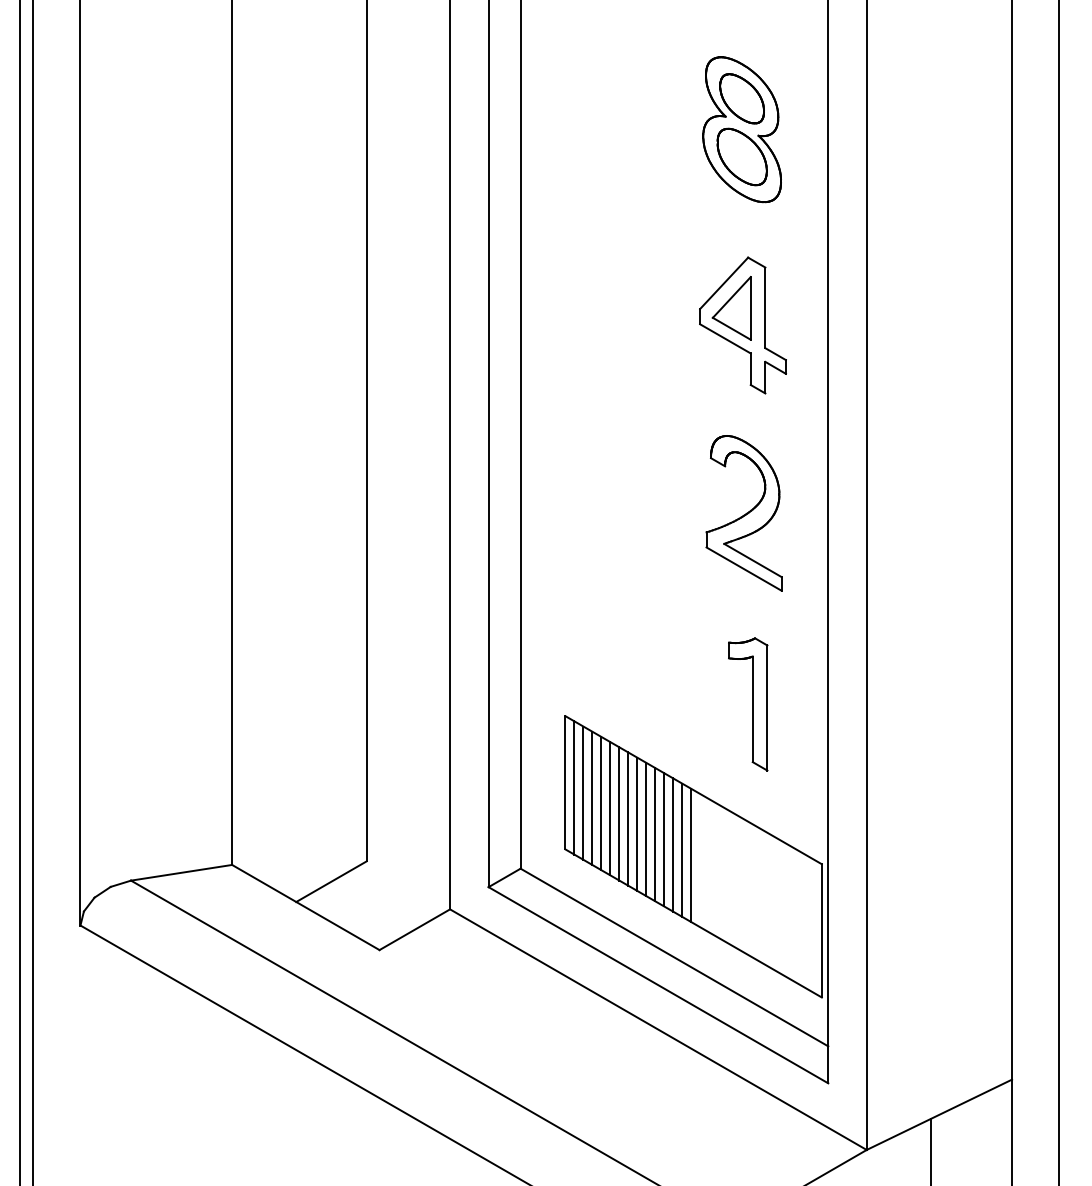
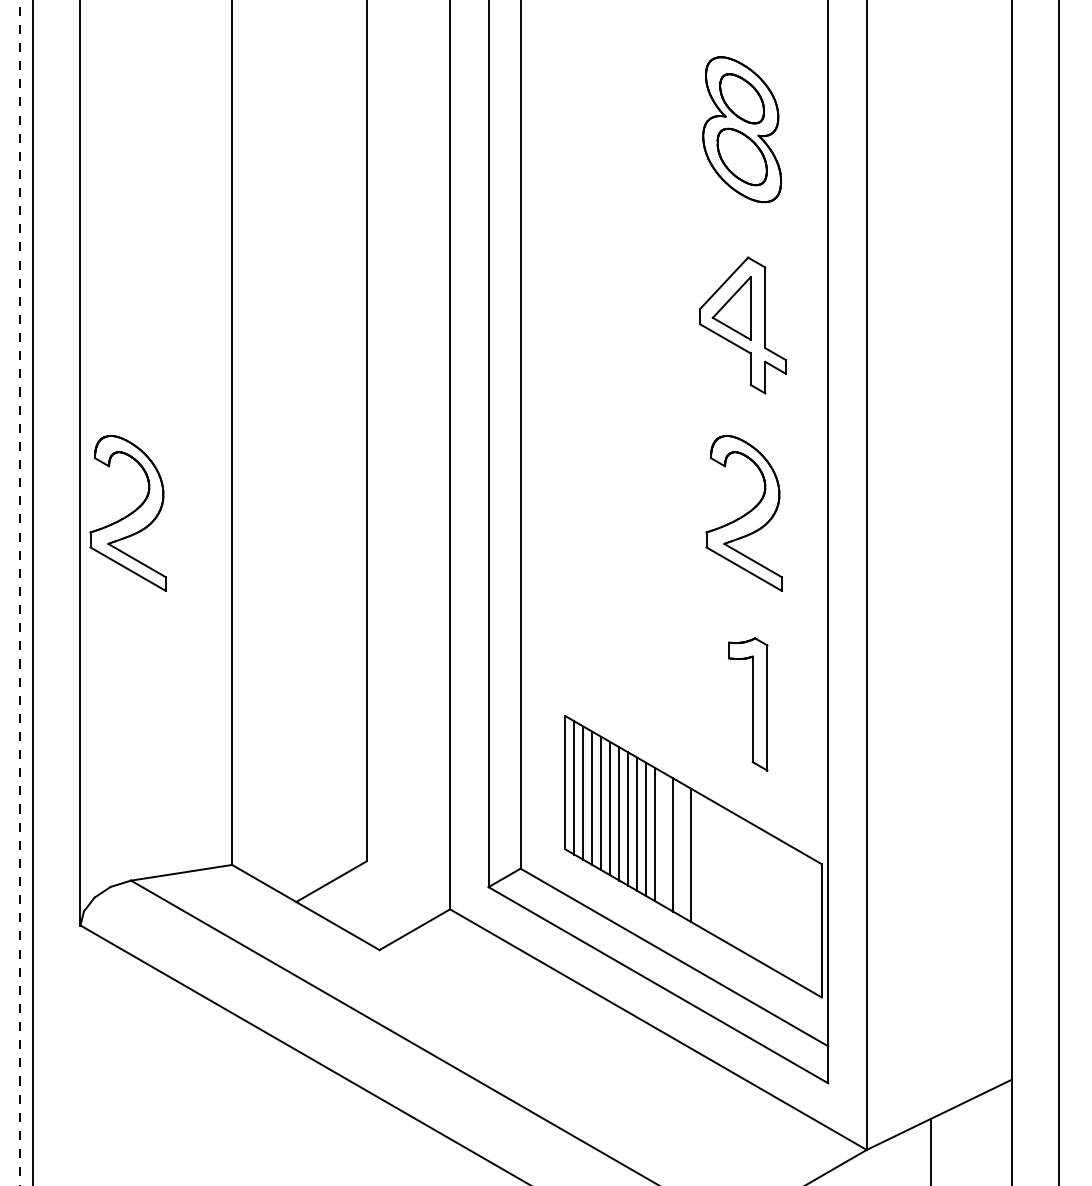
part: none -> present (127, 513)
line: solid -> dashed (19, 593)
line: present -> none (664, 839)
line: present -> none (682, 849)
